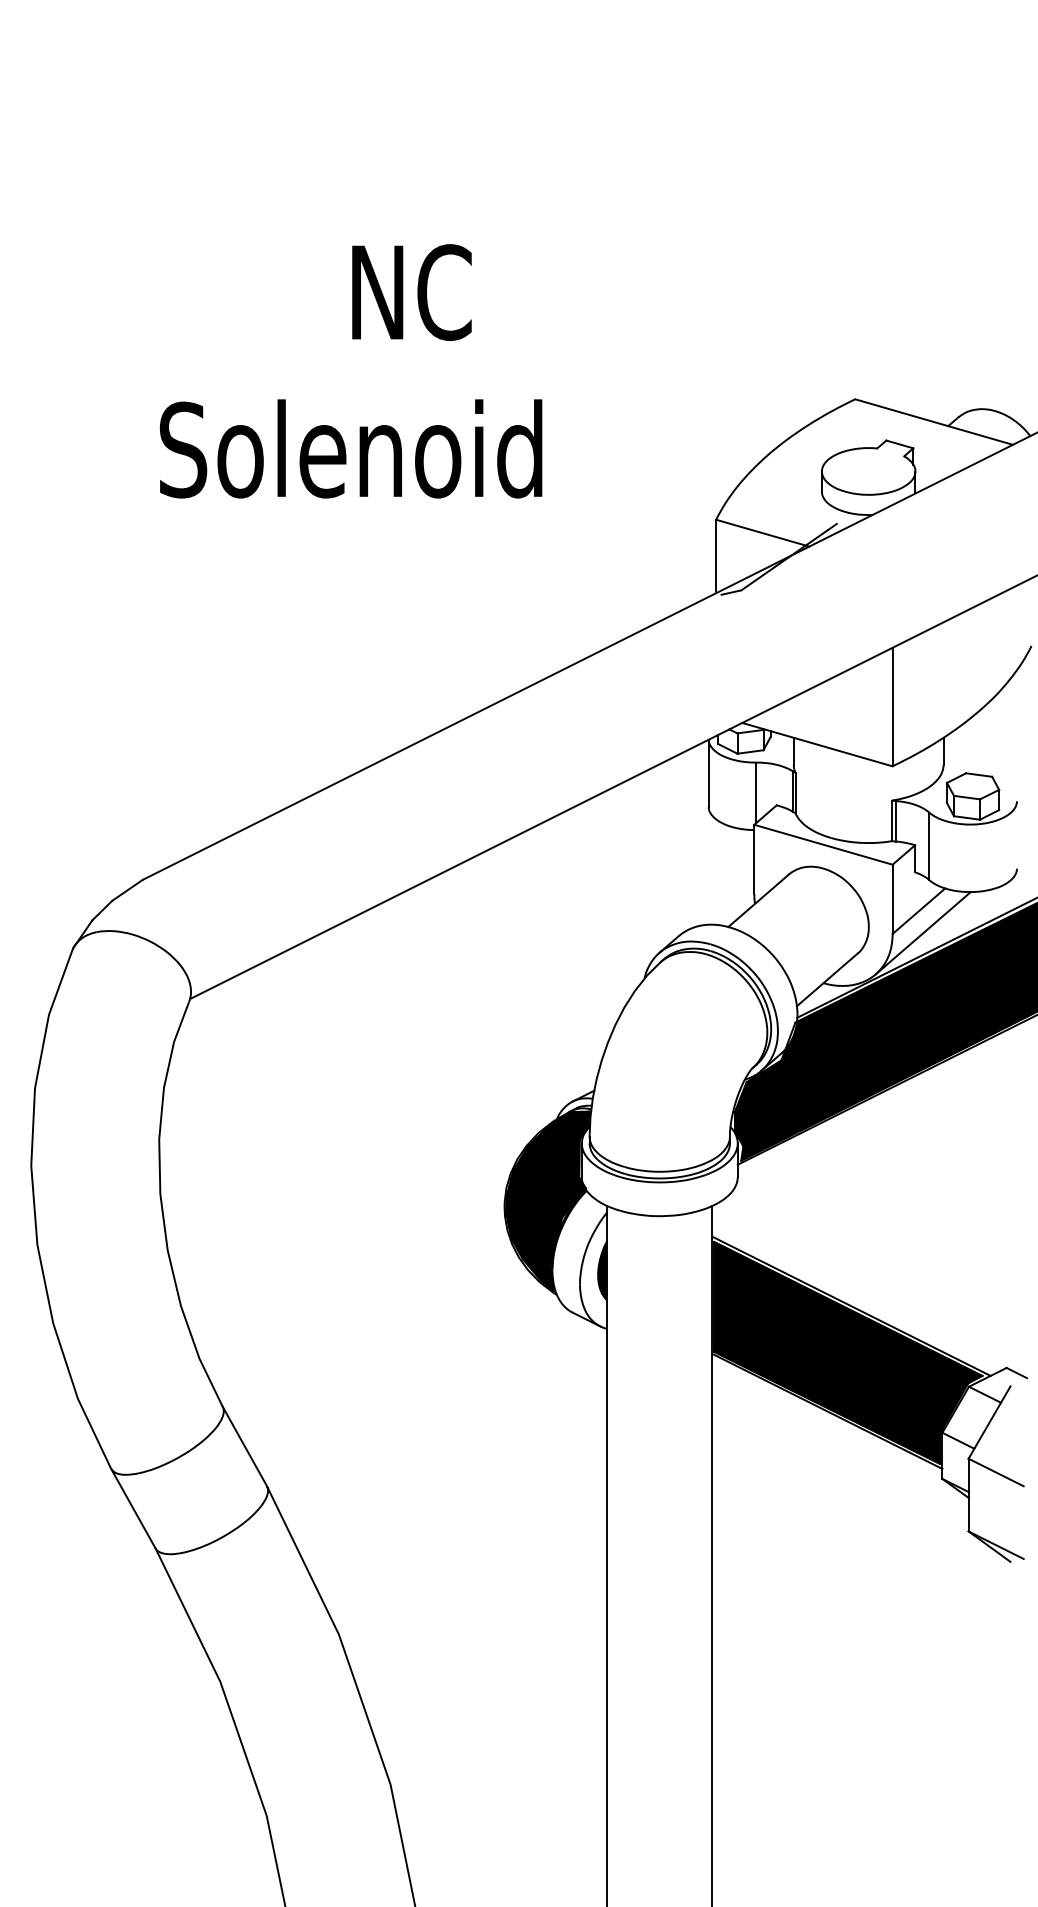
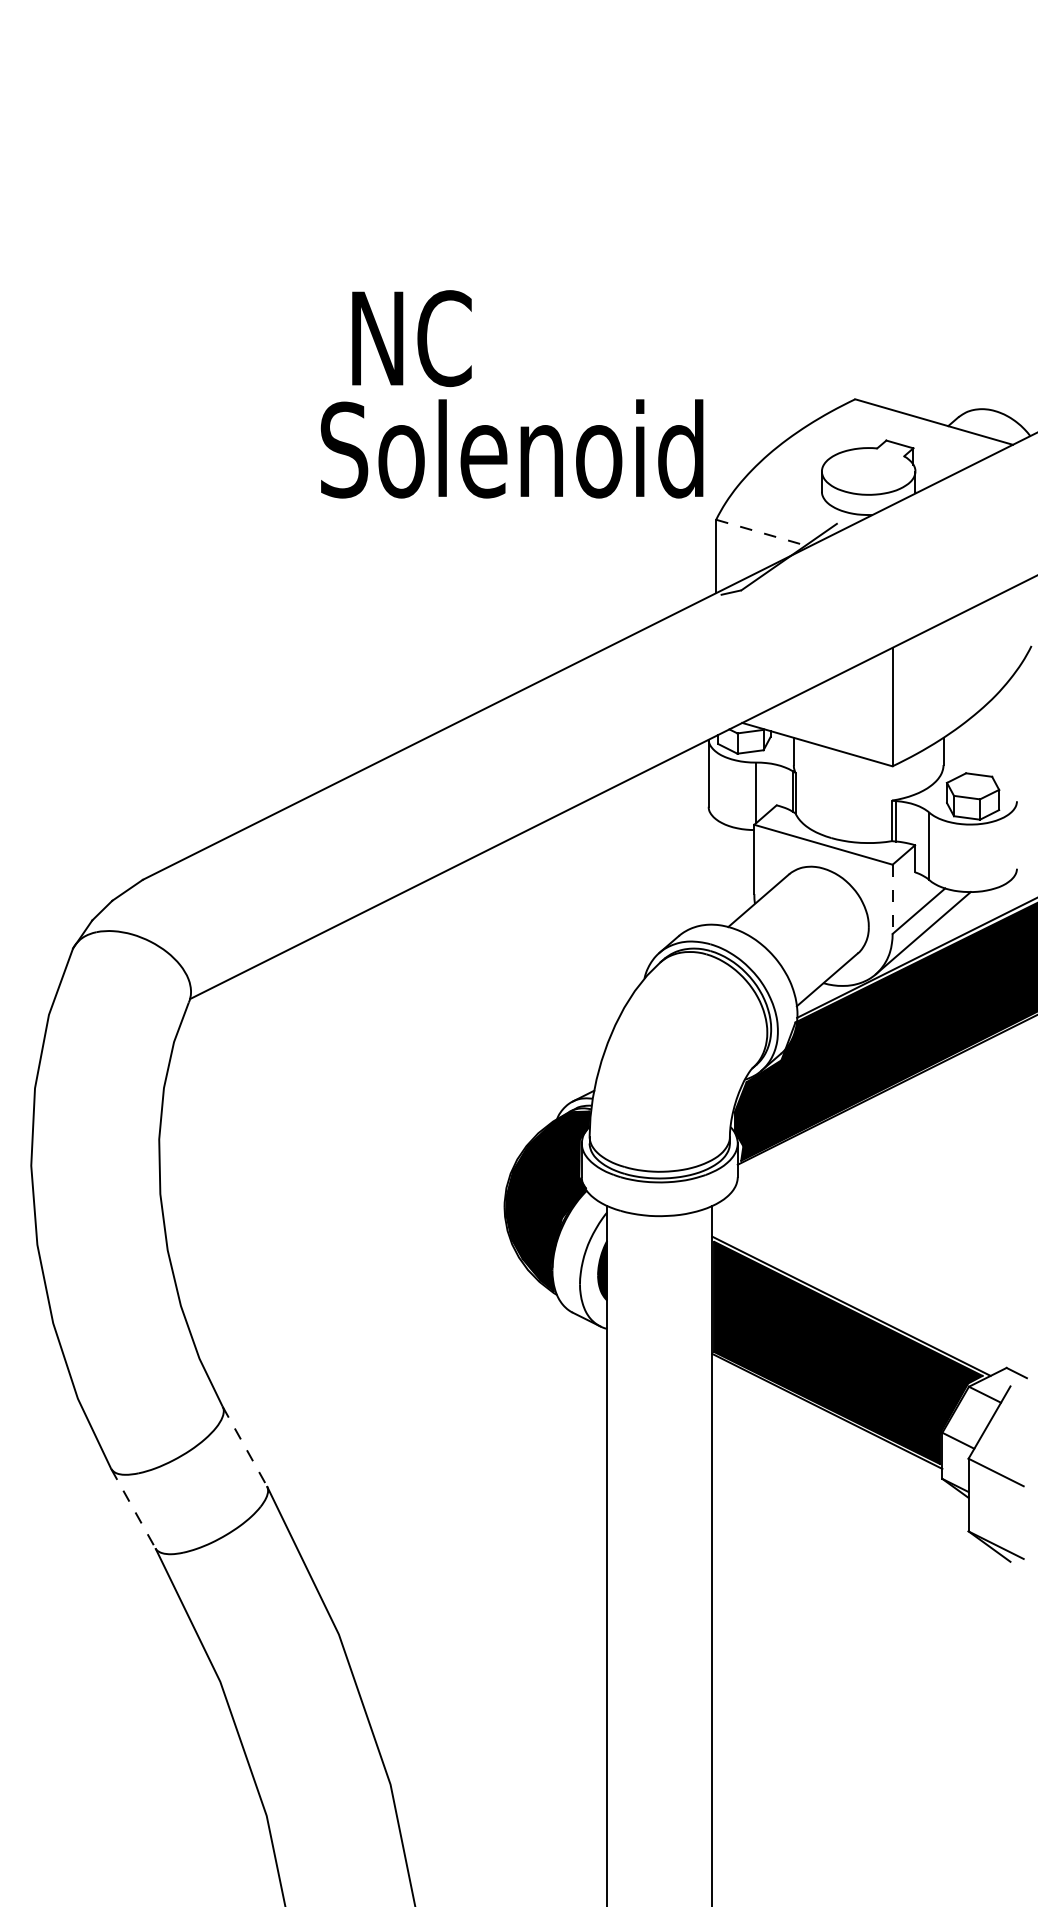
text position: (411, 292) -> (411, 338) (411, 338)
text position: (350, 448) -> (511, 448) (511, 448)
line: solid -> dashed (763, 533)
line: solid -> dashed (892, 899)
line: solid -> dashed (245, 1446)
line: solid -> dashed (133, 1509)
